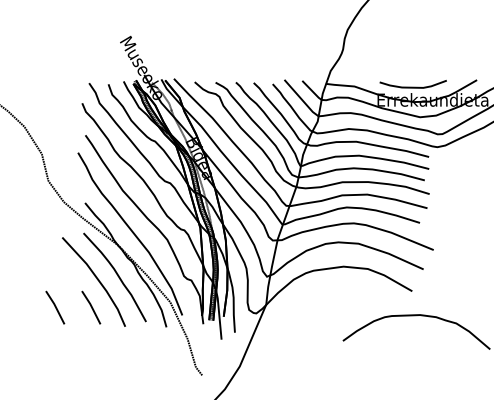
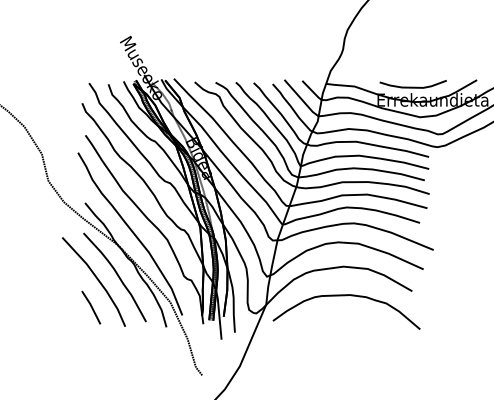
line: present -> none (55, 307)
curve position: (416, 316) -> (346, 296) (346, 296)
